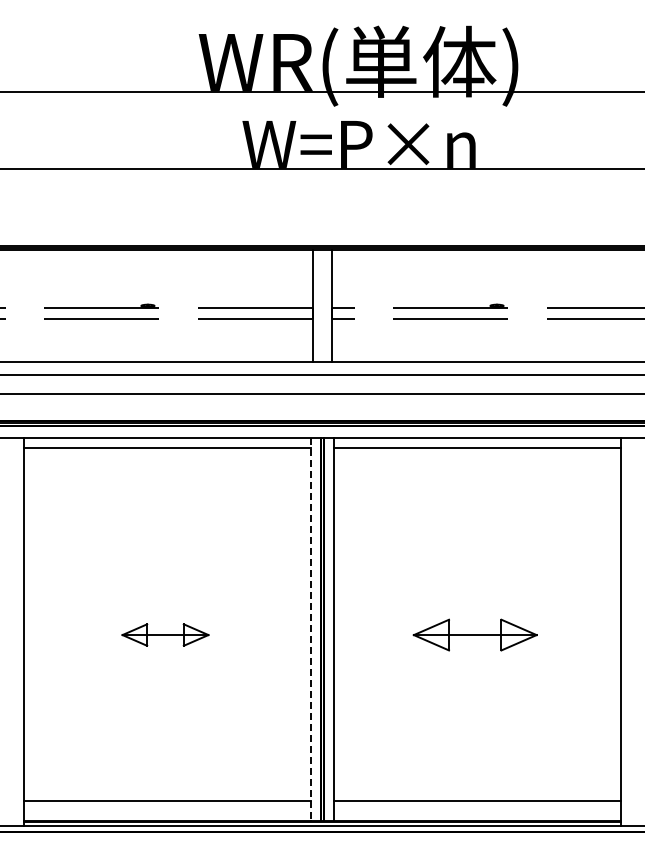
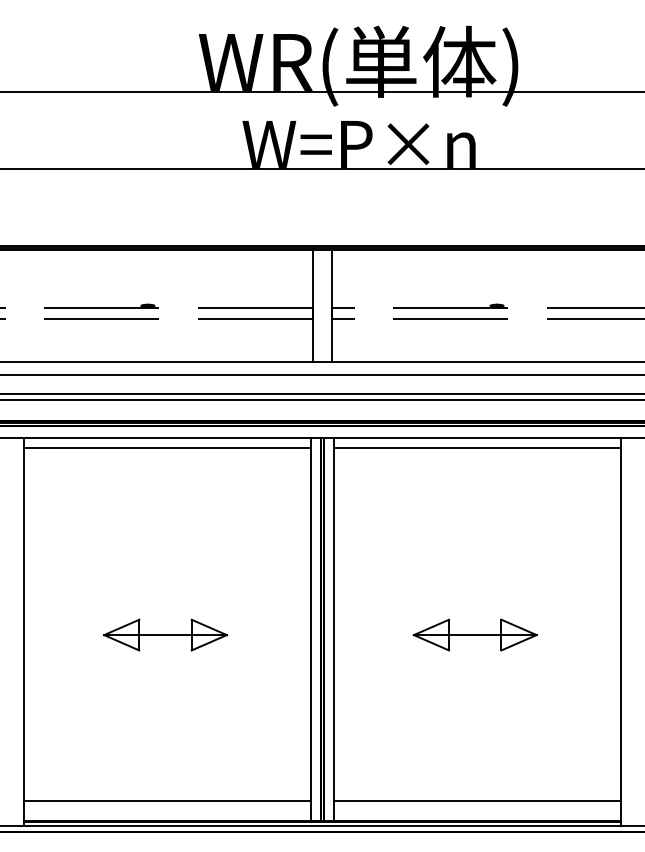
line: none -> present (321, 399)
line: dashed -> solid (311, 629)
part size: 89x24 px -> 125x34 px (165, 634)
